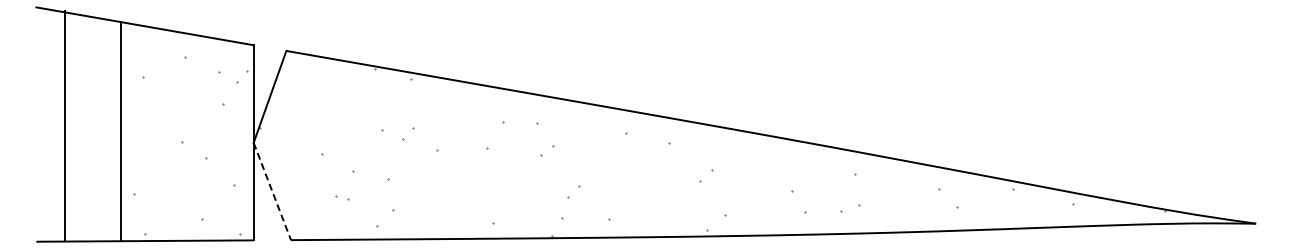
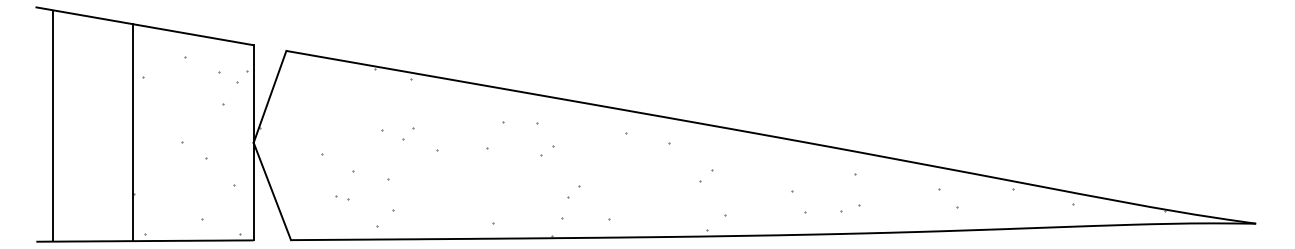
line position: (65, 125) -> (53, 125) (53, 125)
line position: (121, 132) -> (133, 132) (133, 132)
line: dashed -> solid (272, 191)
